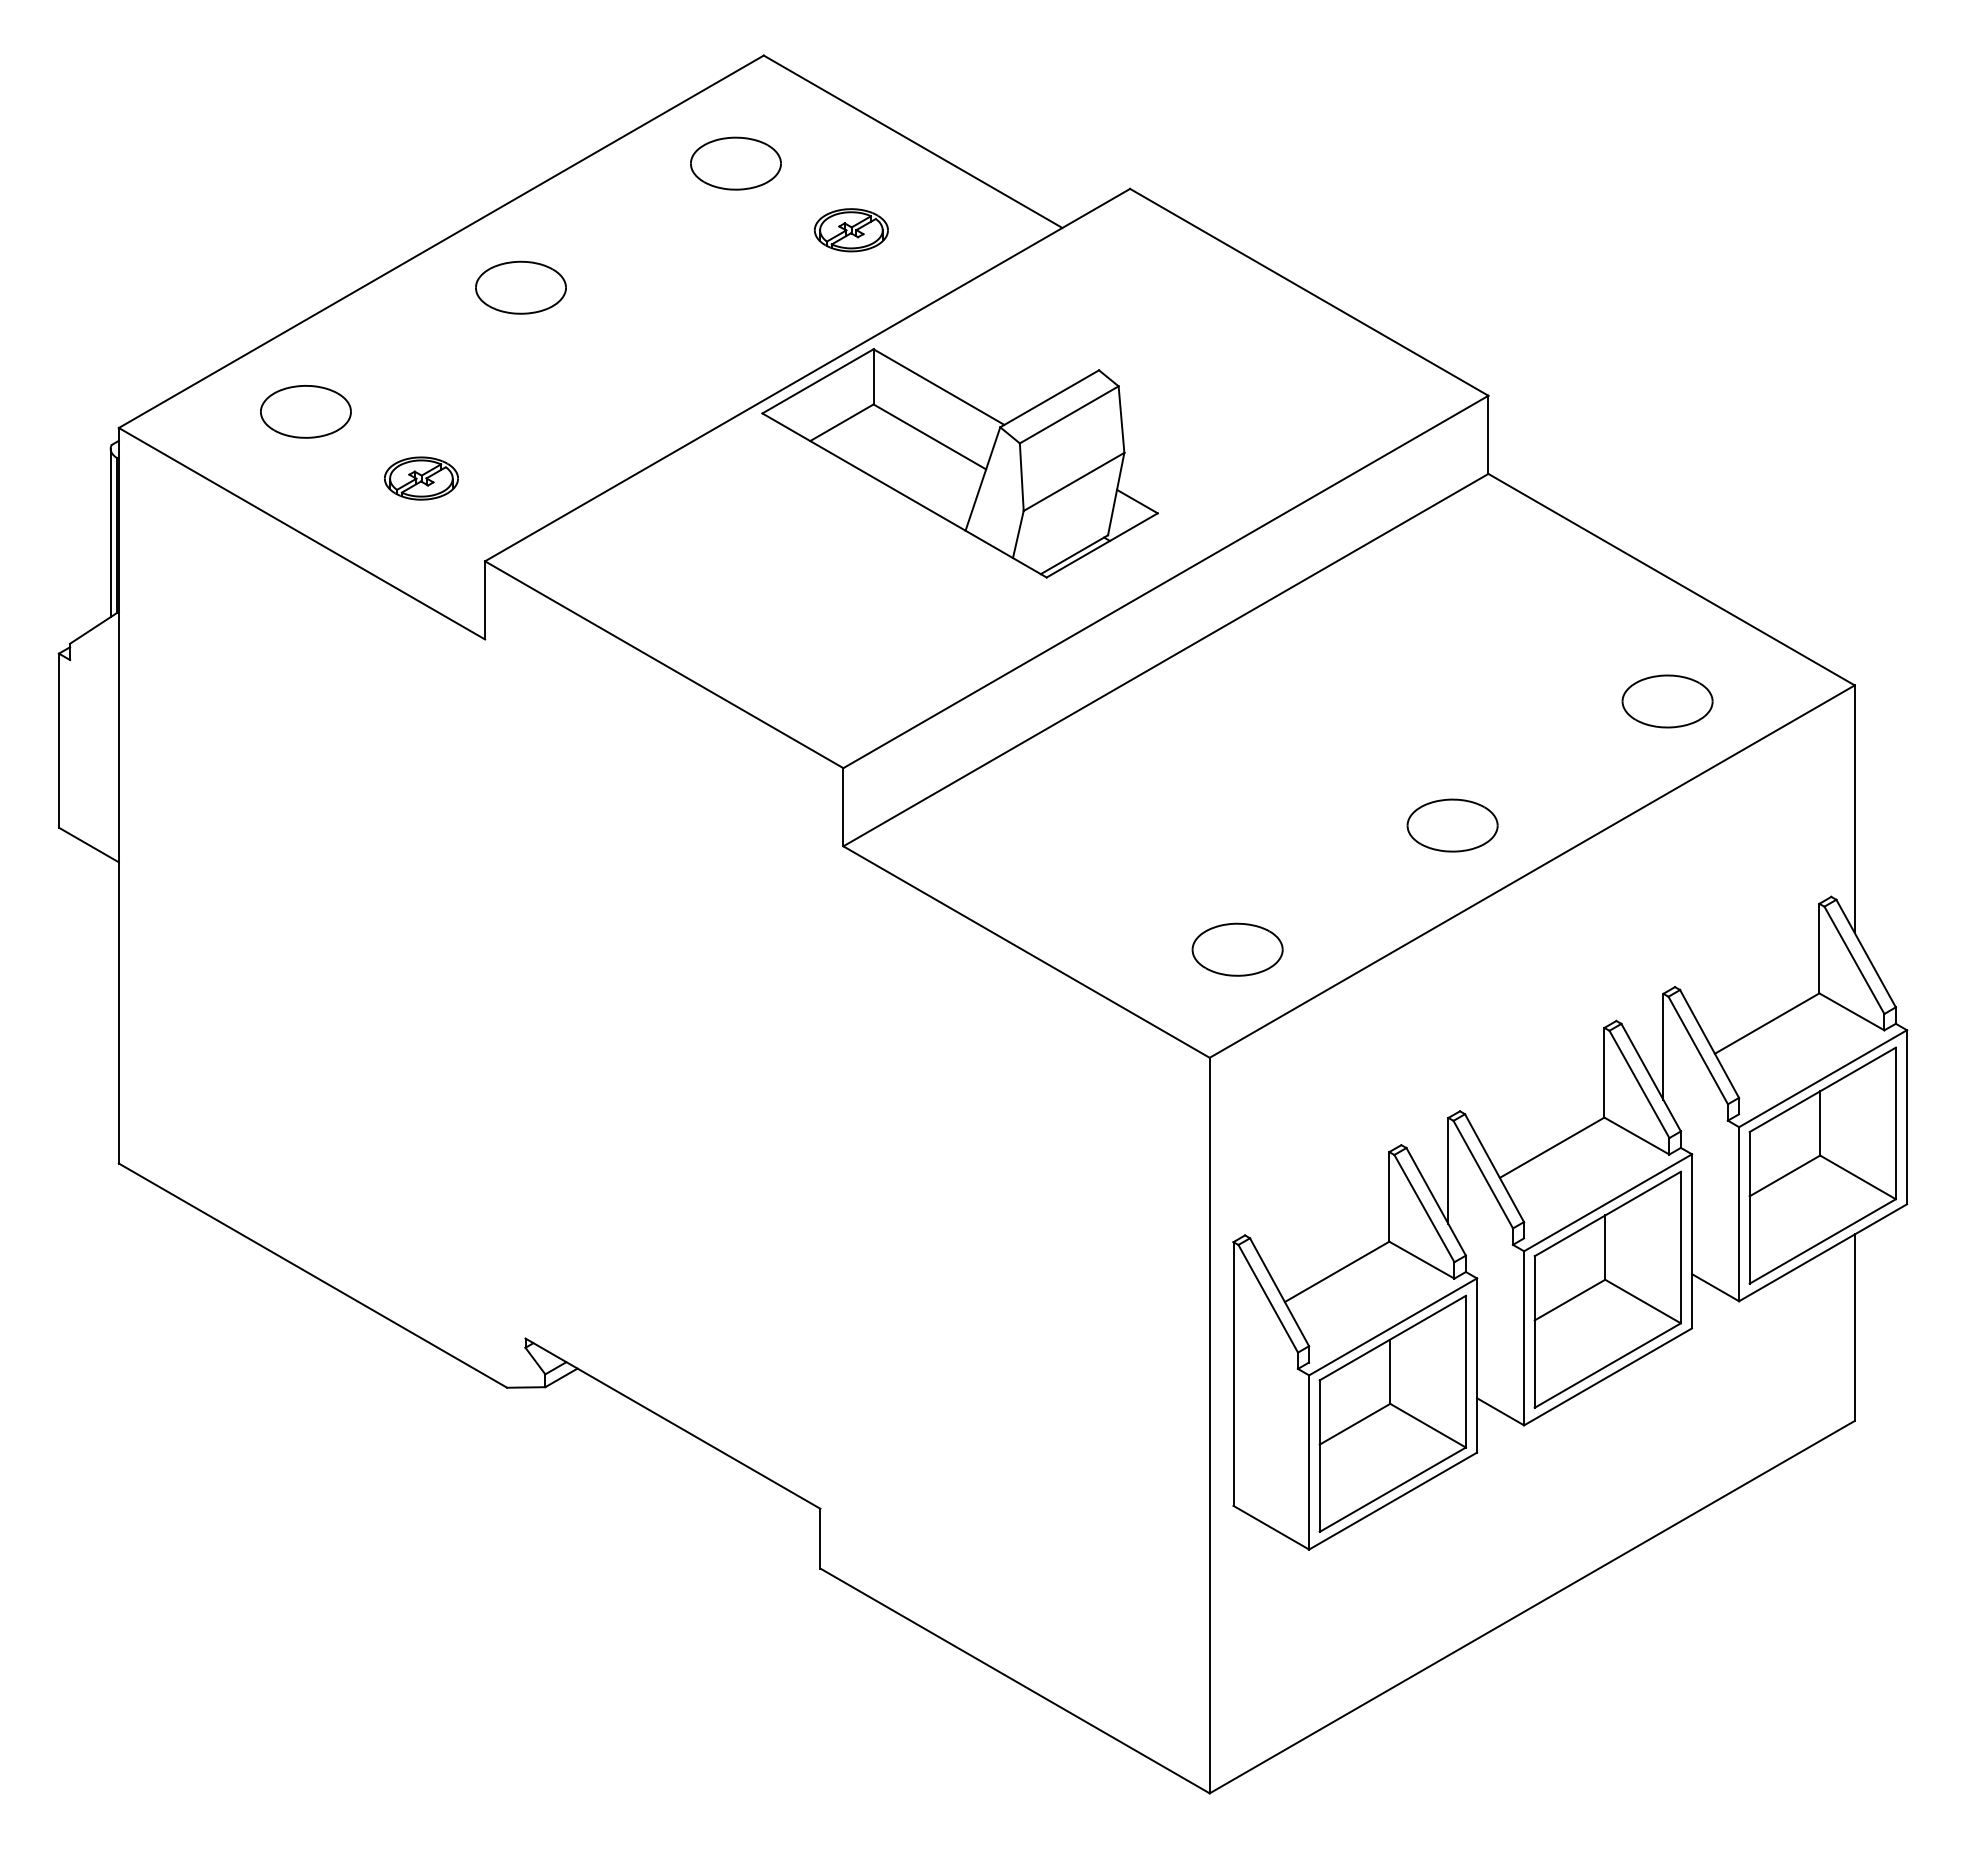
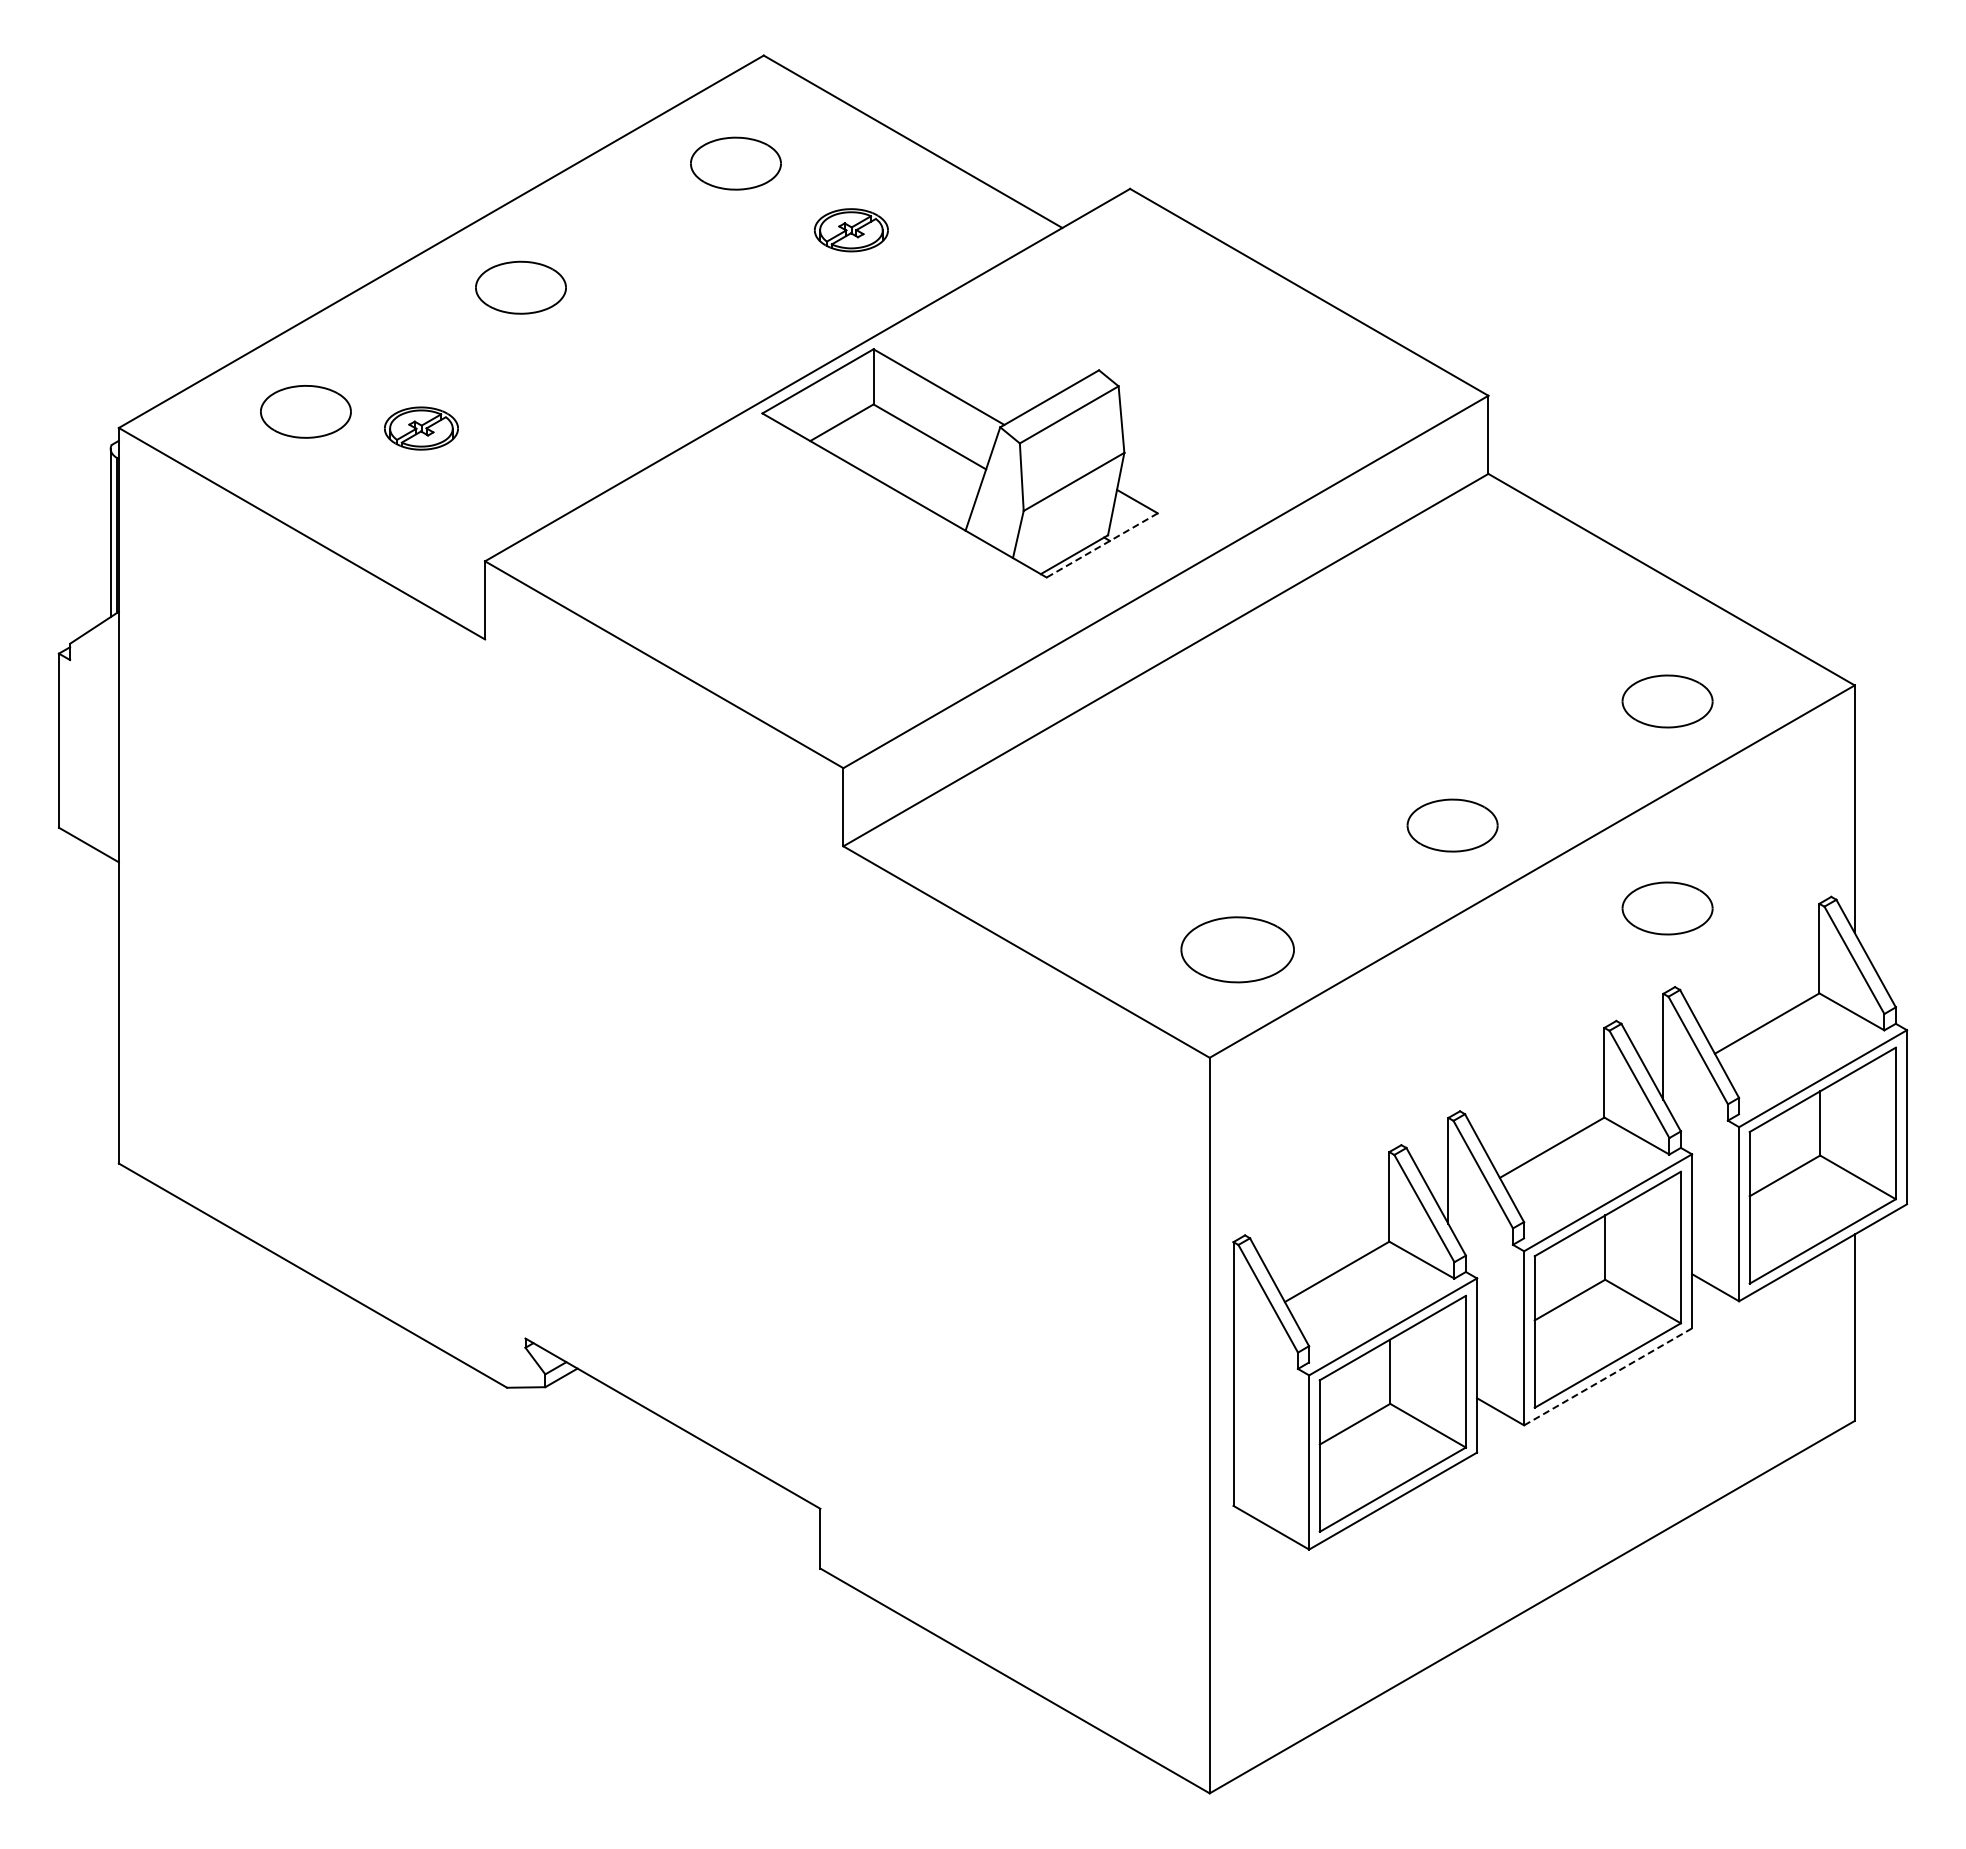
part position: (421, 478) -> (421, 428) (421, 428)
line: solid -> dashed (1101, 545)
part: none -> present (1667, 908)
part size: 93x55 px -> 115x68 px (1237, 949)
line: solid -> dashed (1608, 1376)
